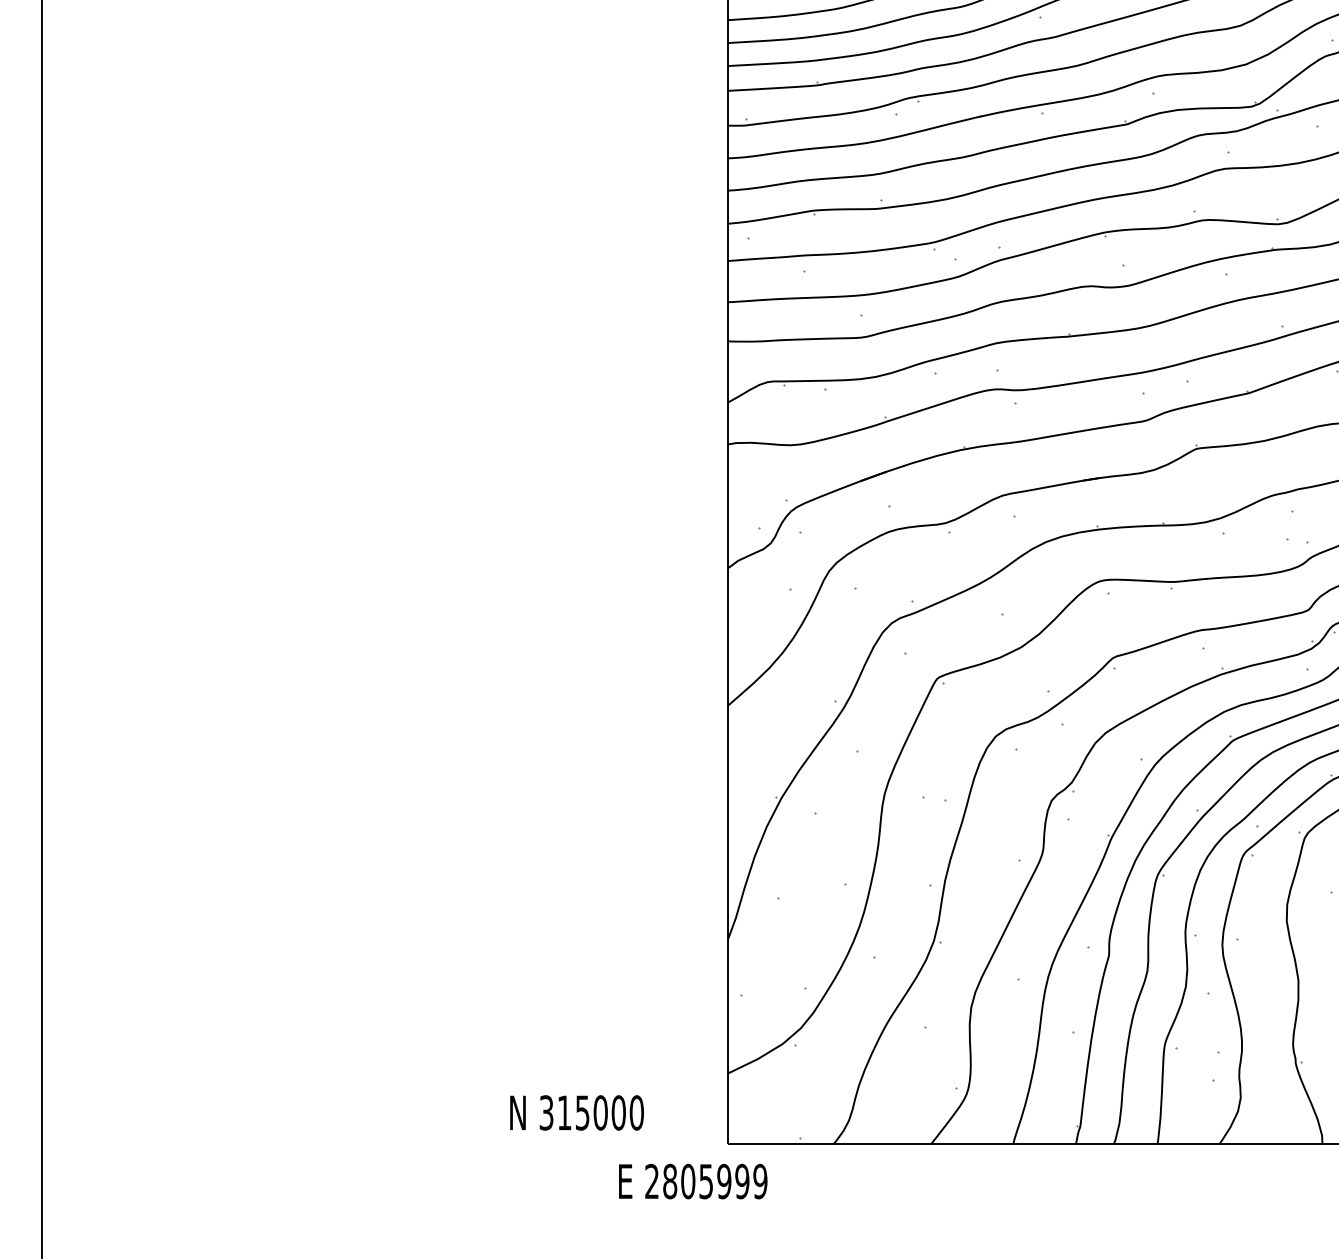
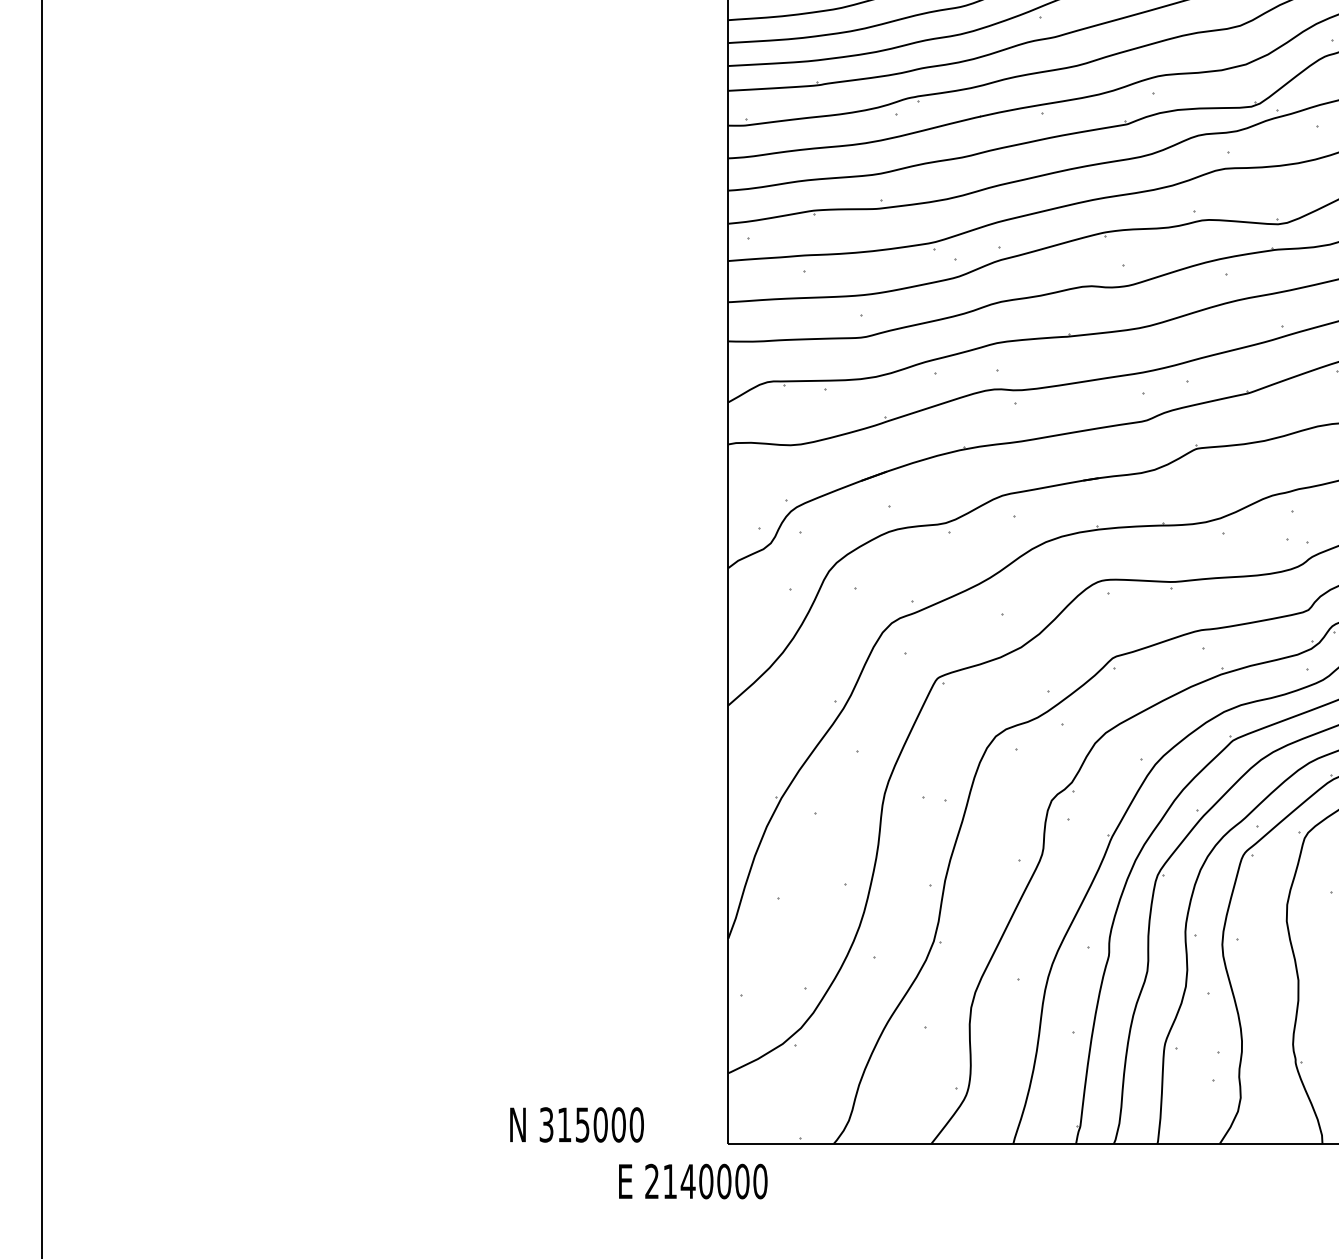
text position: (576, 1112) -> (576, 1124) (576, 1124)
text: 2805999 -> 2140000 (715, 1181)
